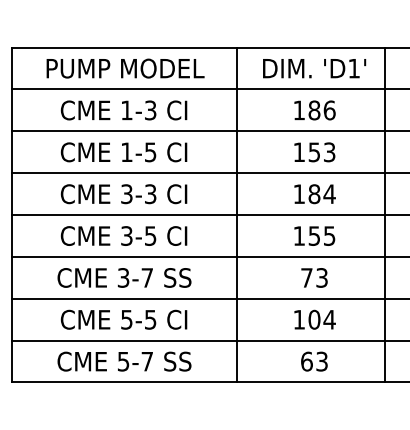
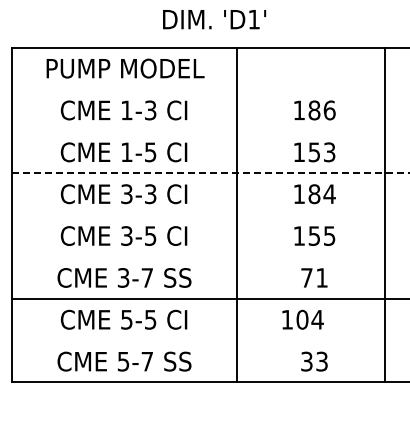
text position: (314, 68) -> (214, 19) (214, 19)
line: present -> none (208, 89)
line: present -> none (208, 131)
line: solid -> dashed (210, 173)
line: present -> none (208, 214)
line: present -> none (208, 256)
text: 73 -> 71 (321, 277)
text position: (314, 319) -> (302, 319) (302, 319)
line: present -> none (208, 340)
text: 63 -> 33 (306, 361)
